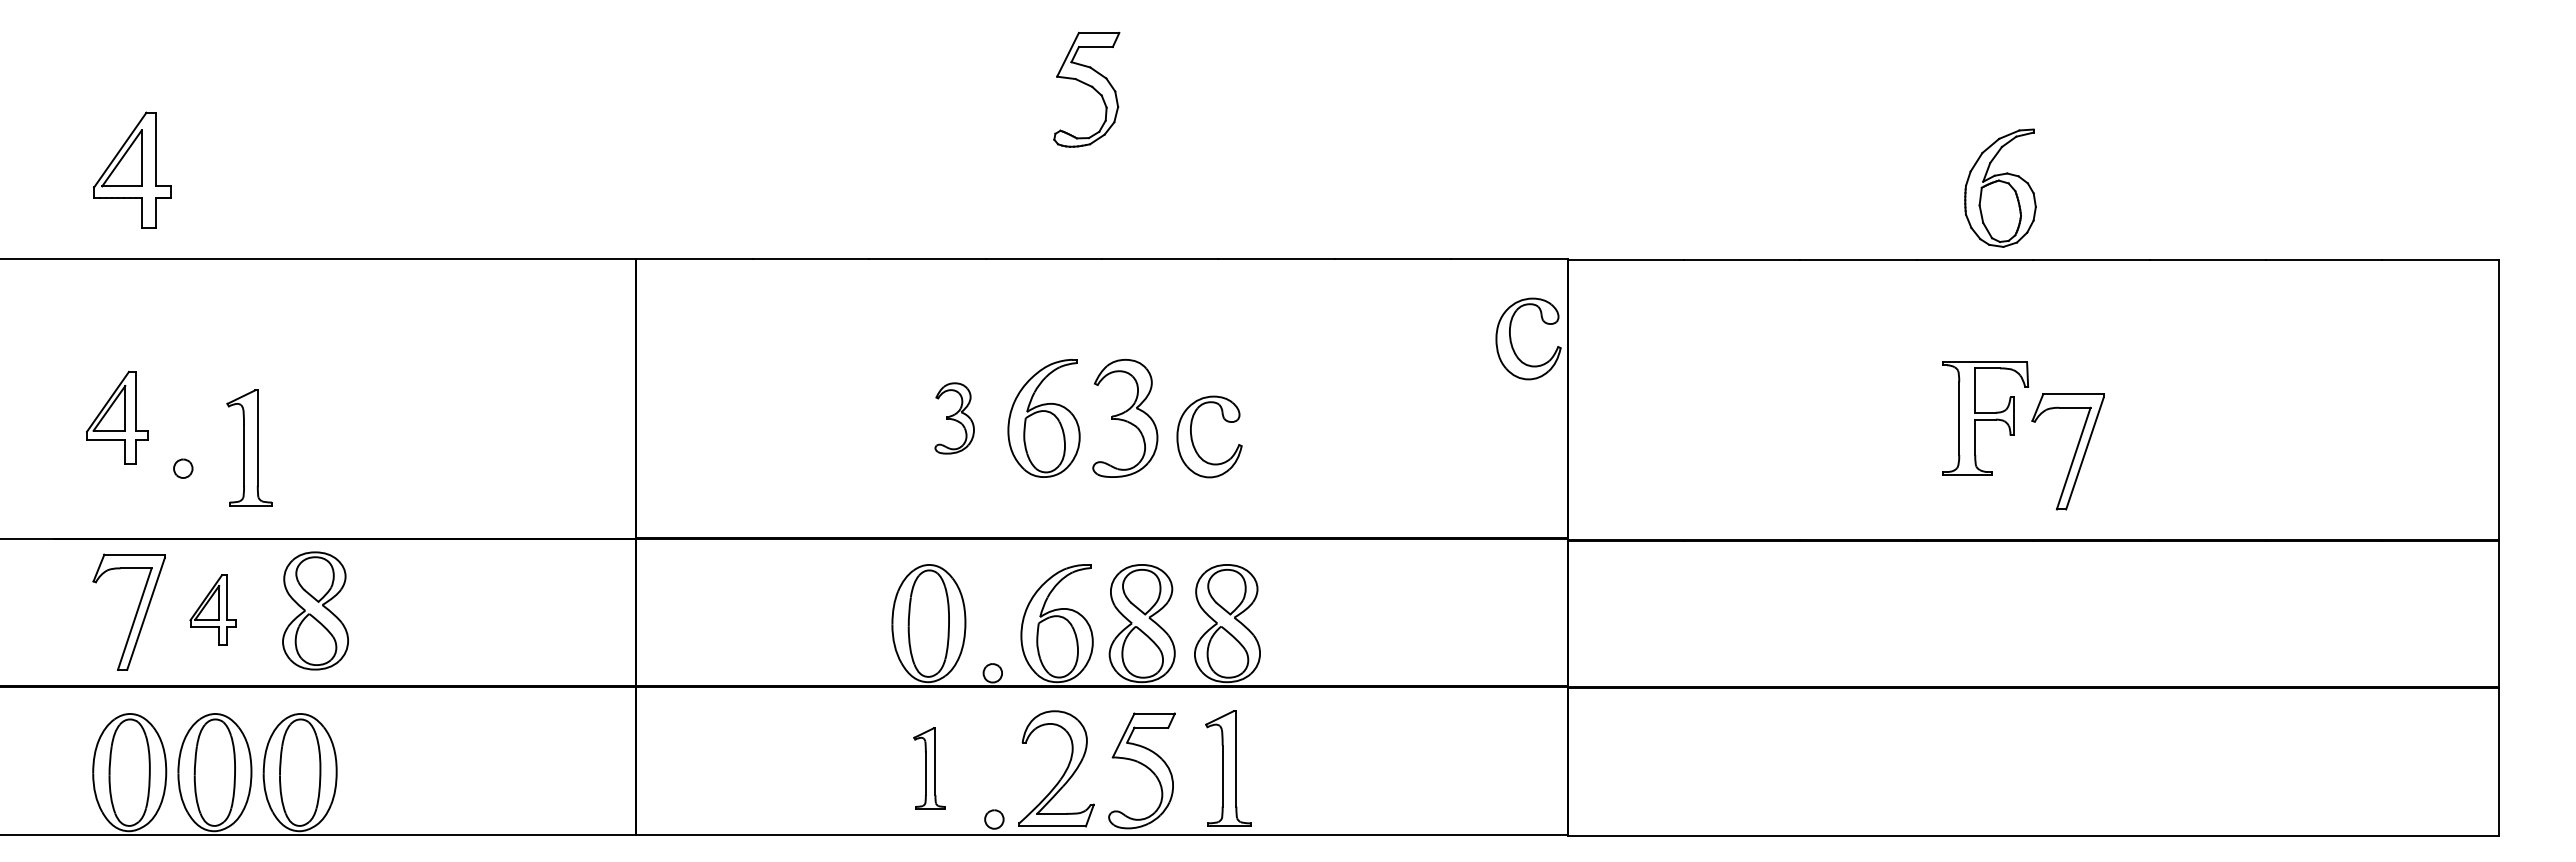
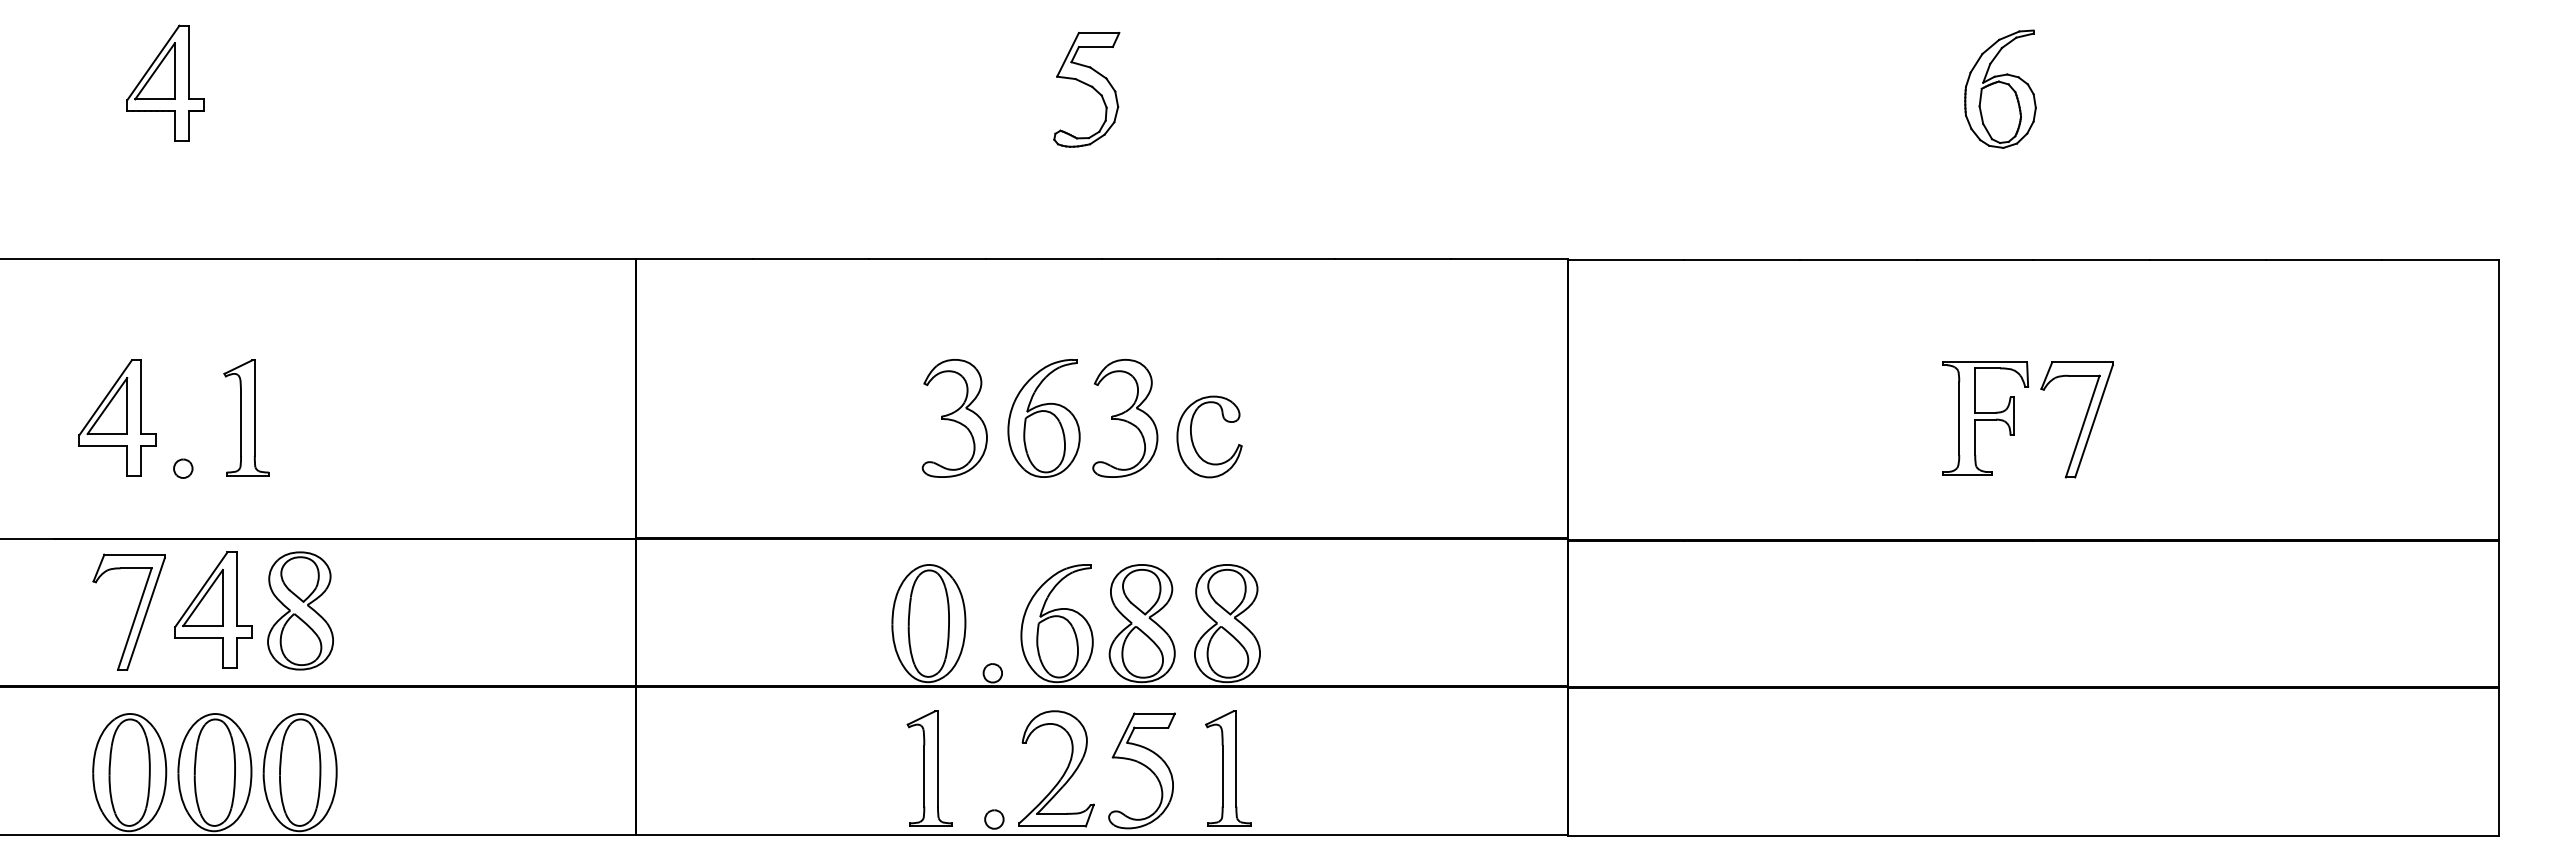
part position: (132, 169) -> (165, 82) (165, 82)
part position: (2000, 187) -> (2000, 88) (2000, 88)
part: present -> none (1512, 343)
part size: 63x95 px -> 79x118 px (117, 417)
part size: 41x73 px -> 67x119 px (954, 418)
part position: (249, 447) -> (246, 417) (246, 417)
part position: (2074, 452) -> (2083, 420) (2083, 420)
part size: 48x72 px -> 79x118 px (213, 609)
part position: (315, 610) -> (300, 610) (300, 610)
part size: 33x83 px -> 47x117 px (929, 768)
